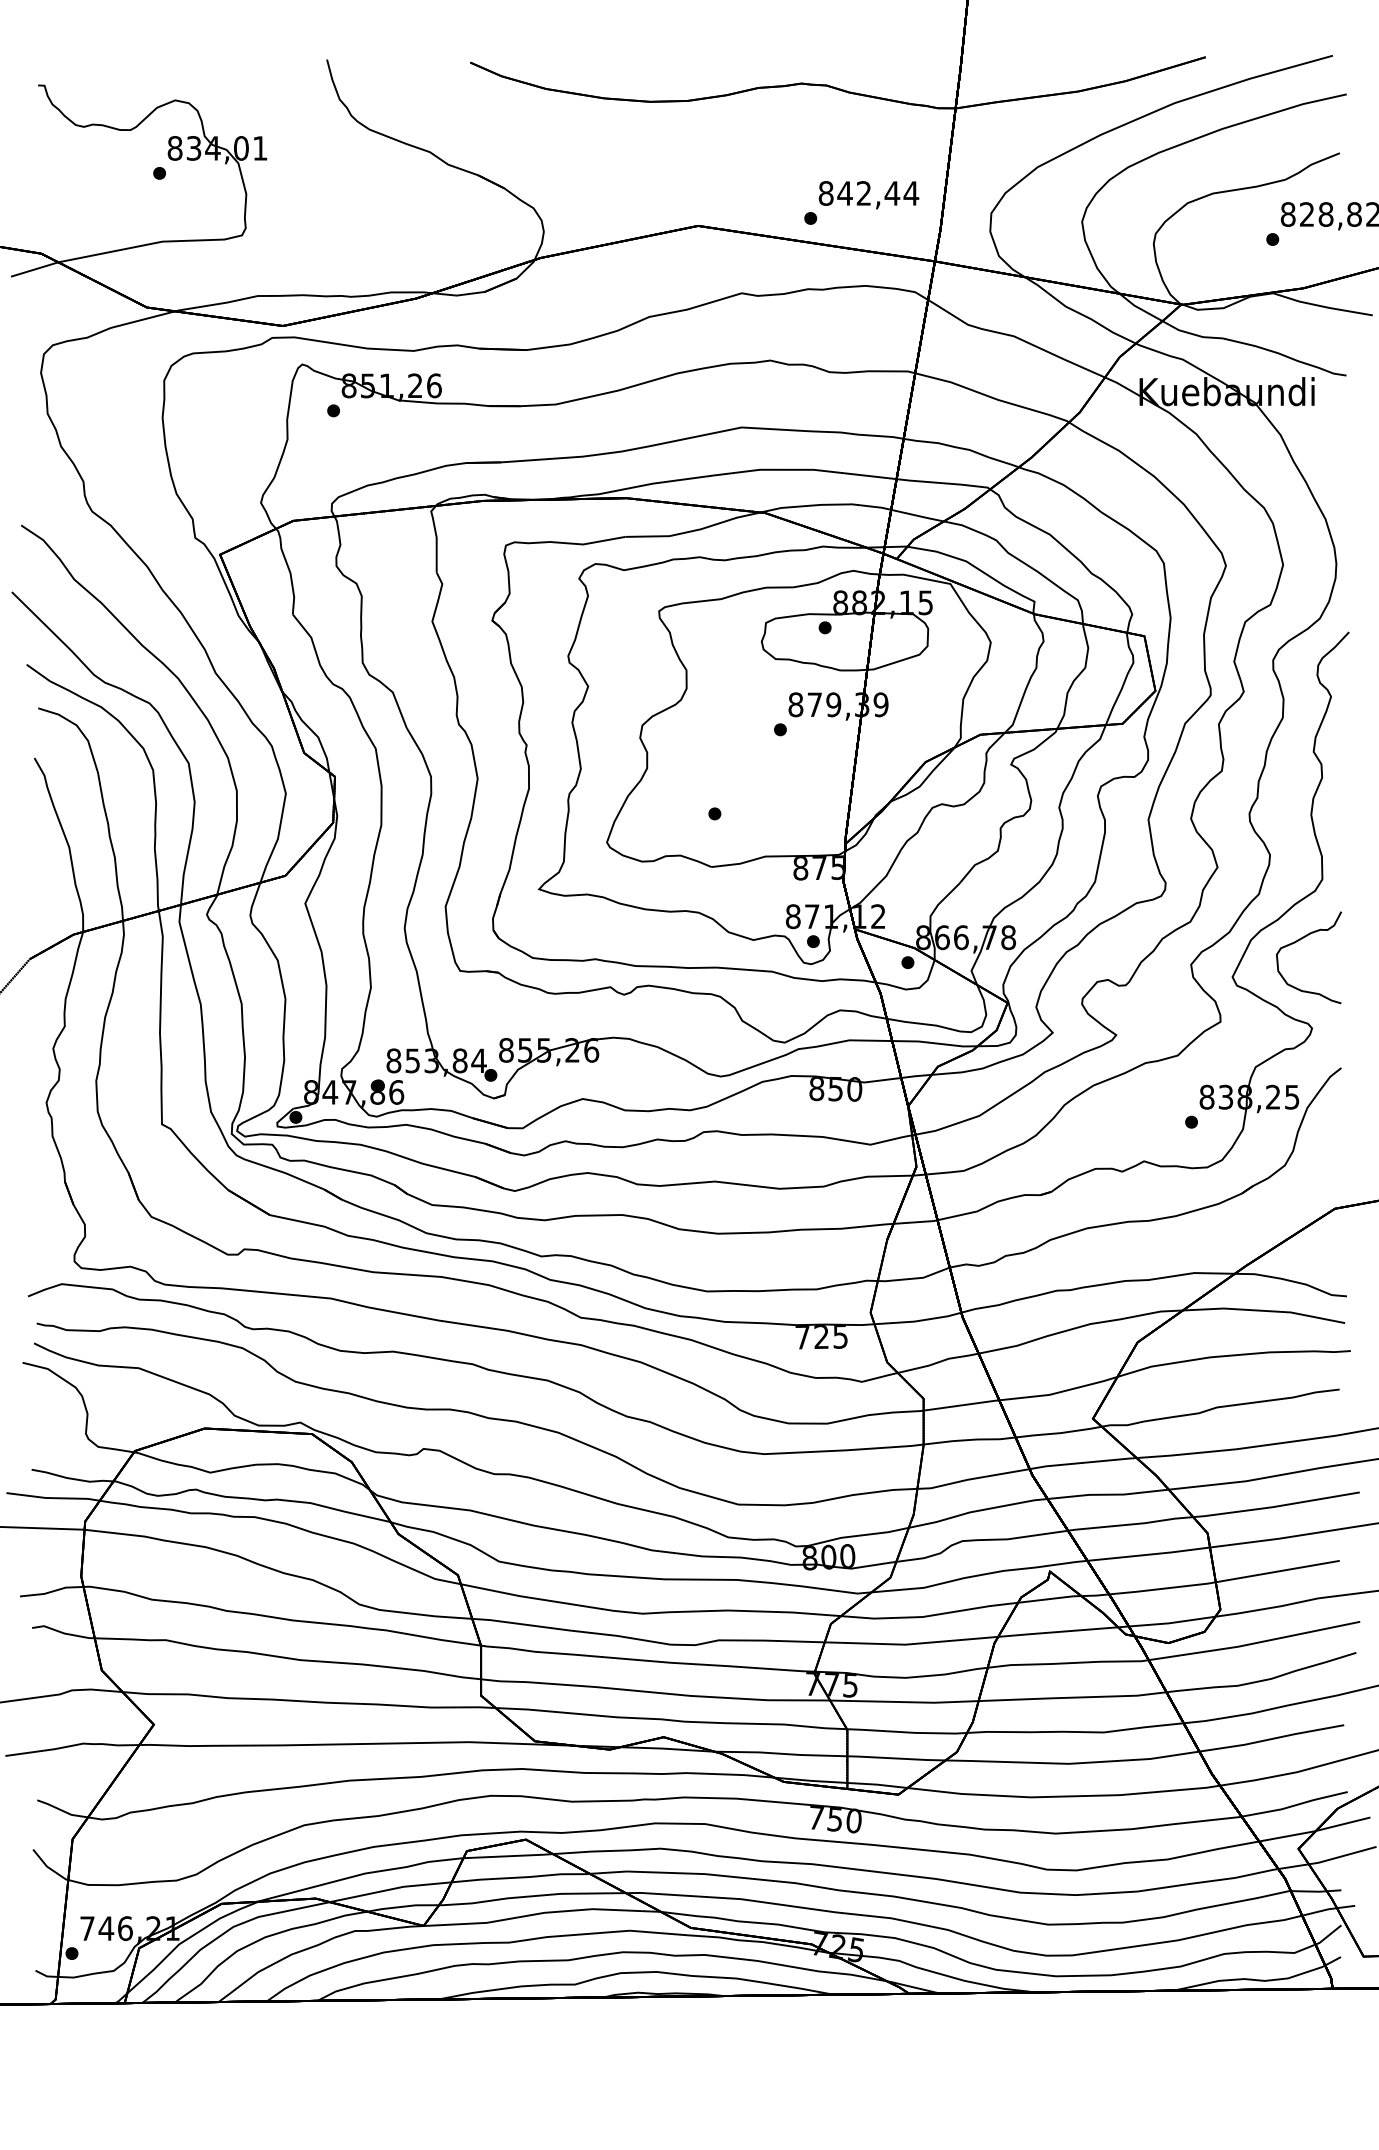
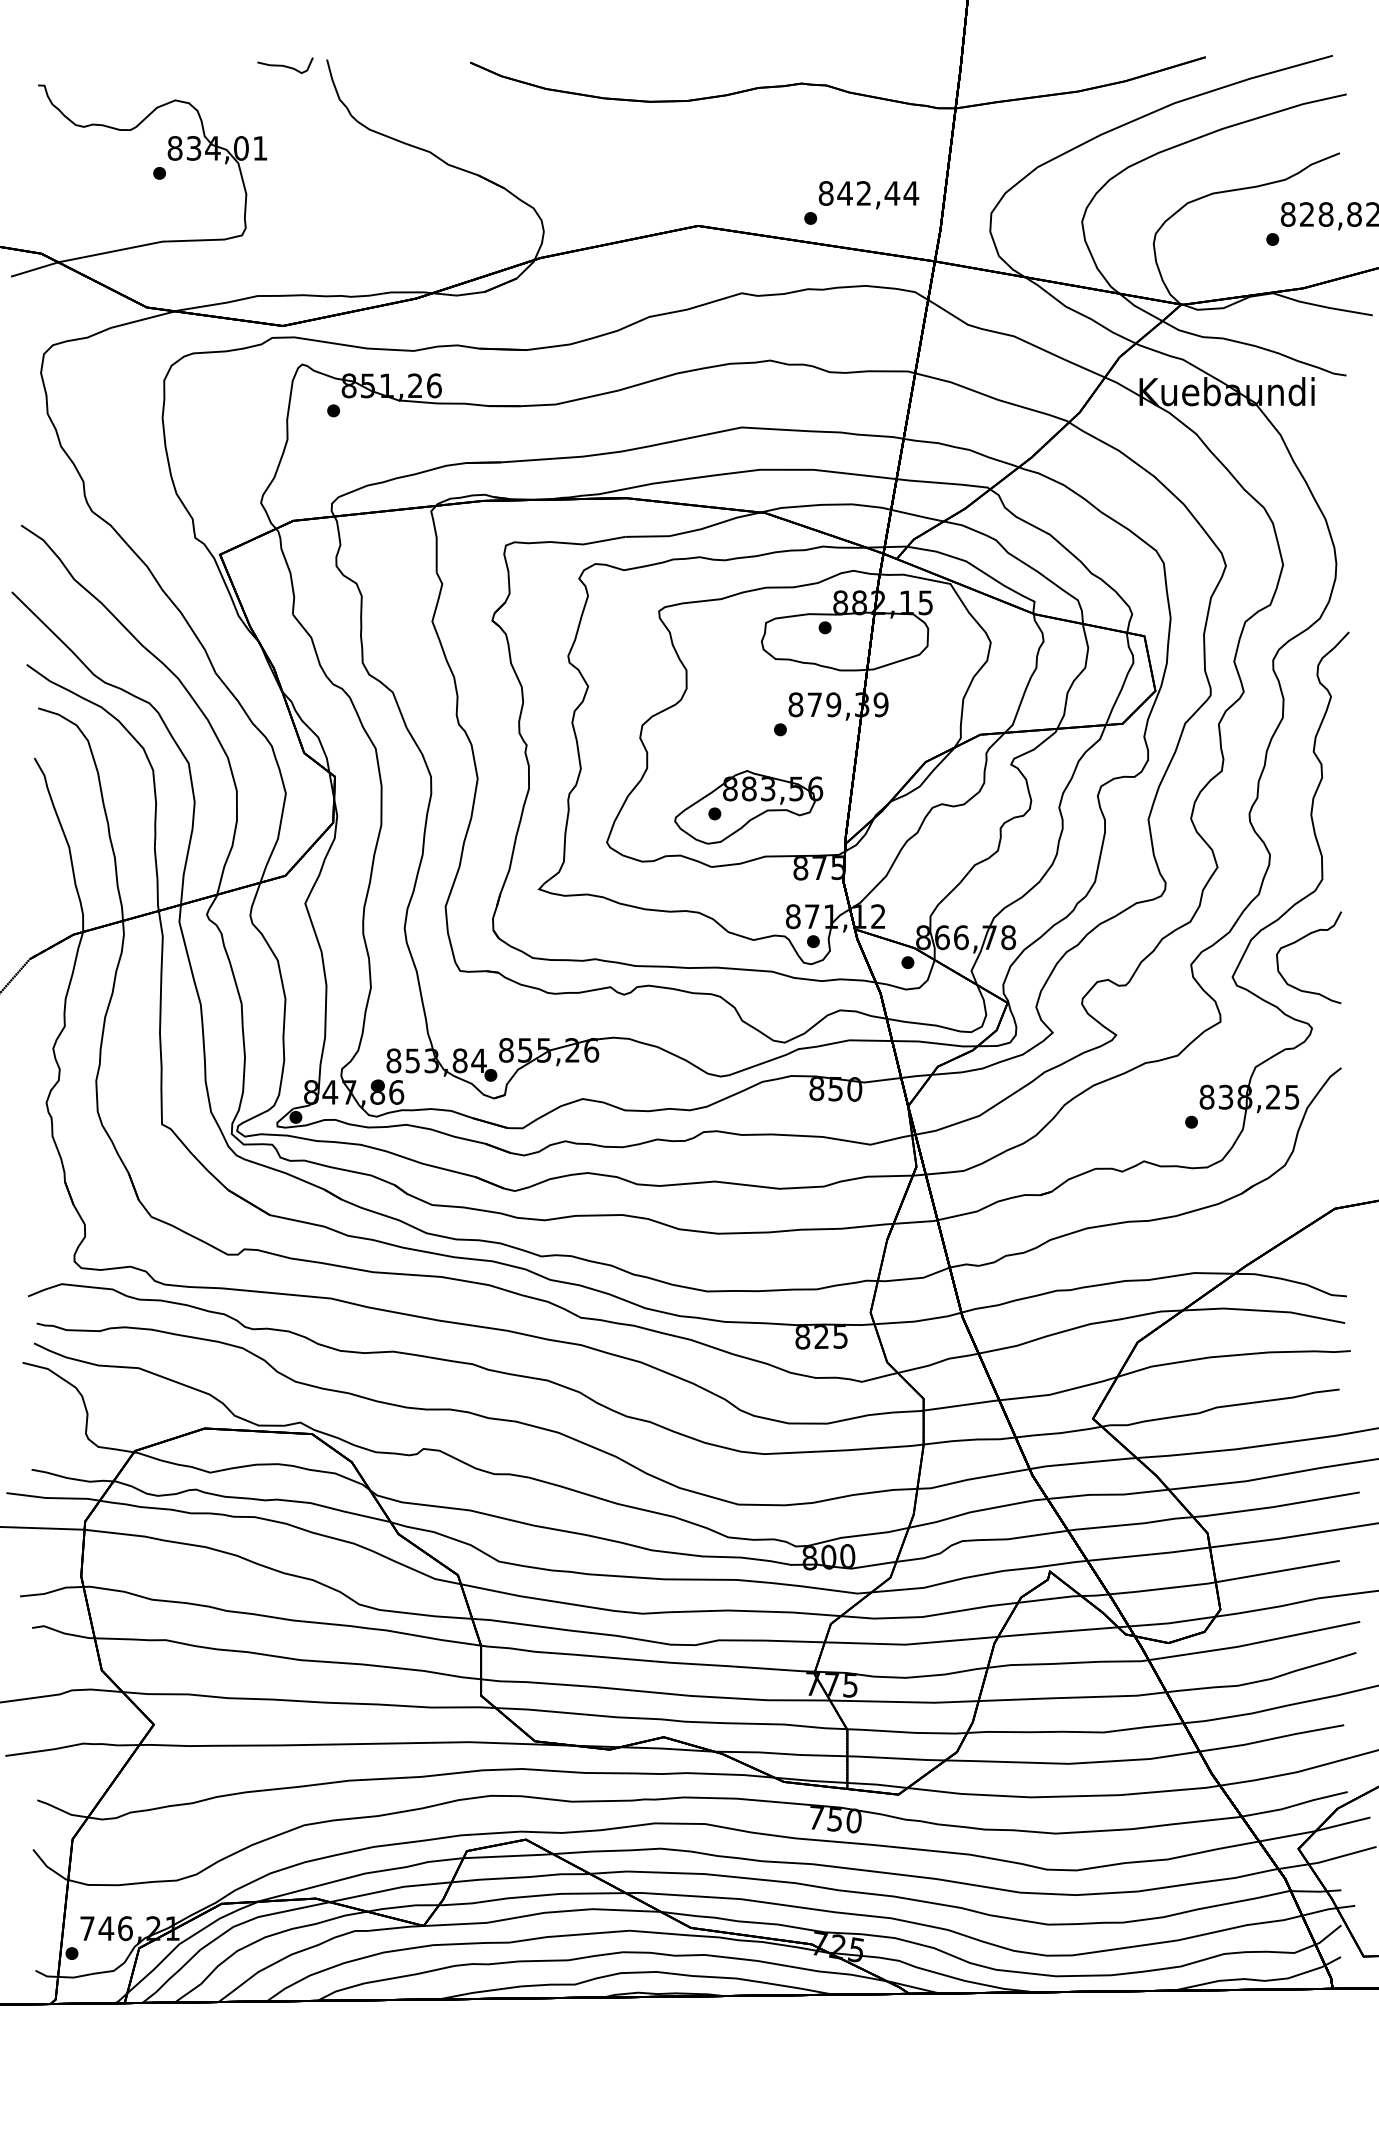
curve: none -> present (285, 65)
part: none -> present (748, 807)
text: 725 -> 825 (802, 1337)
